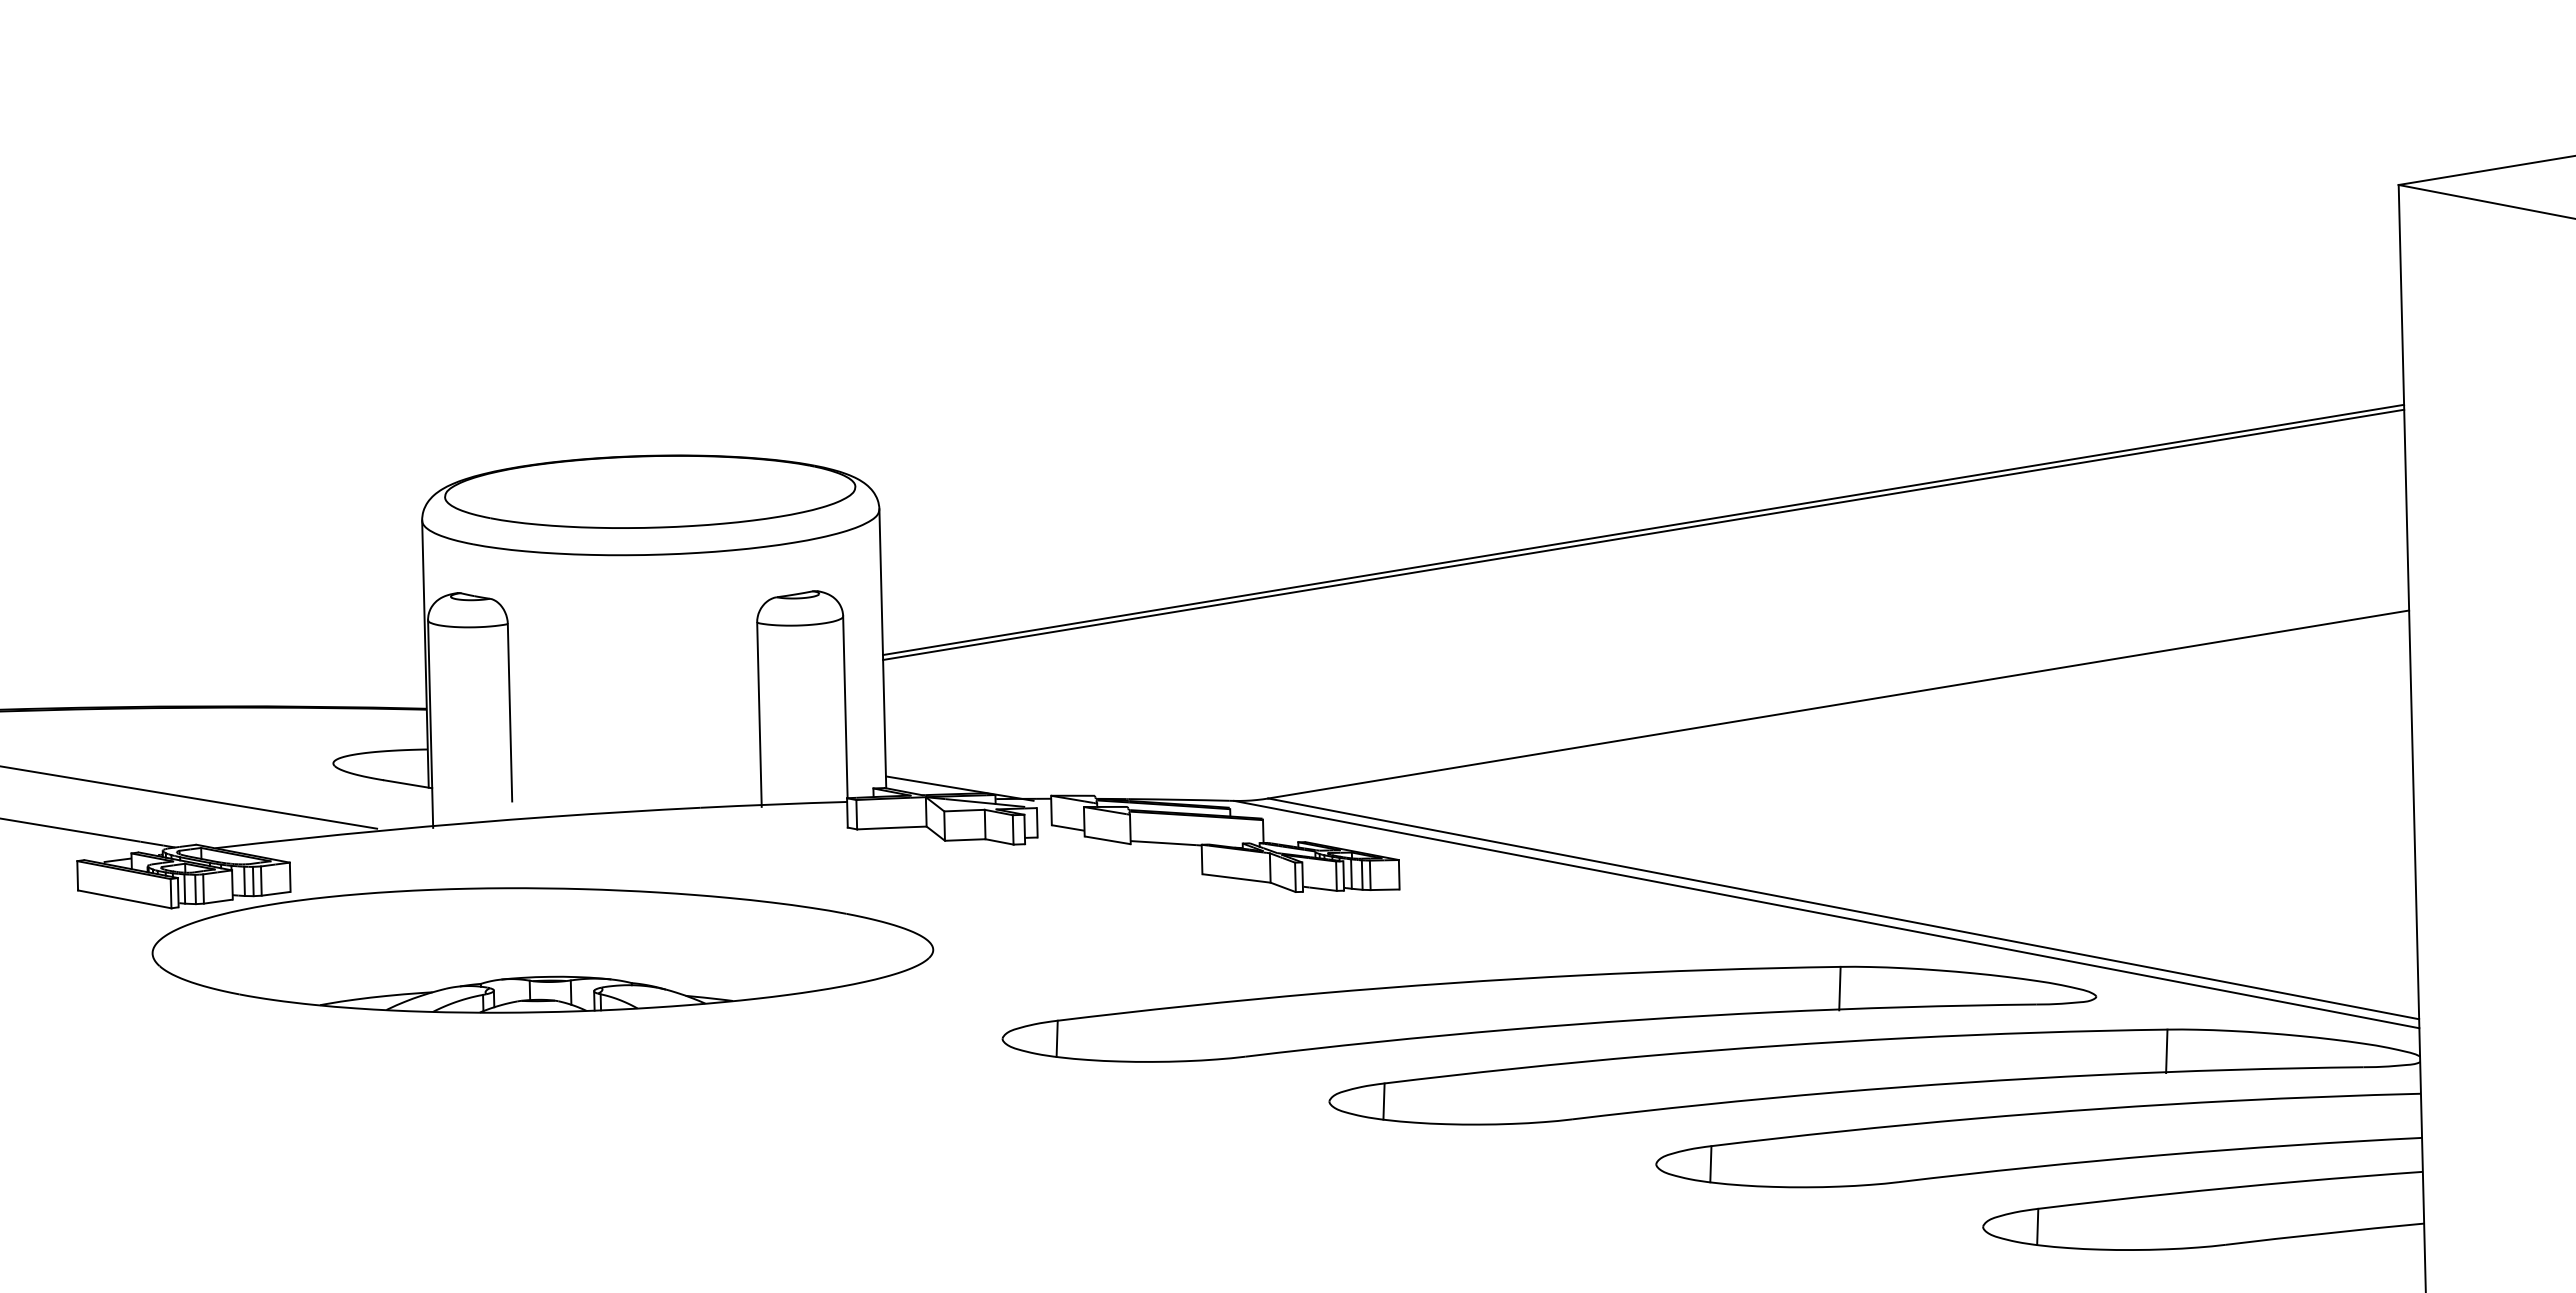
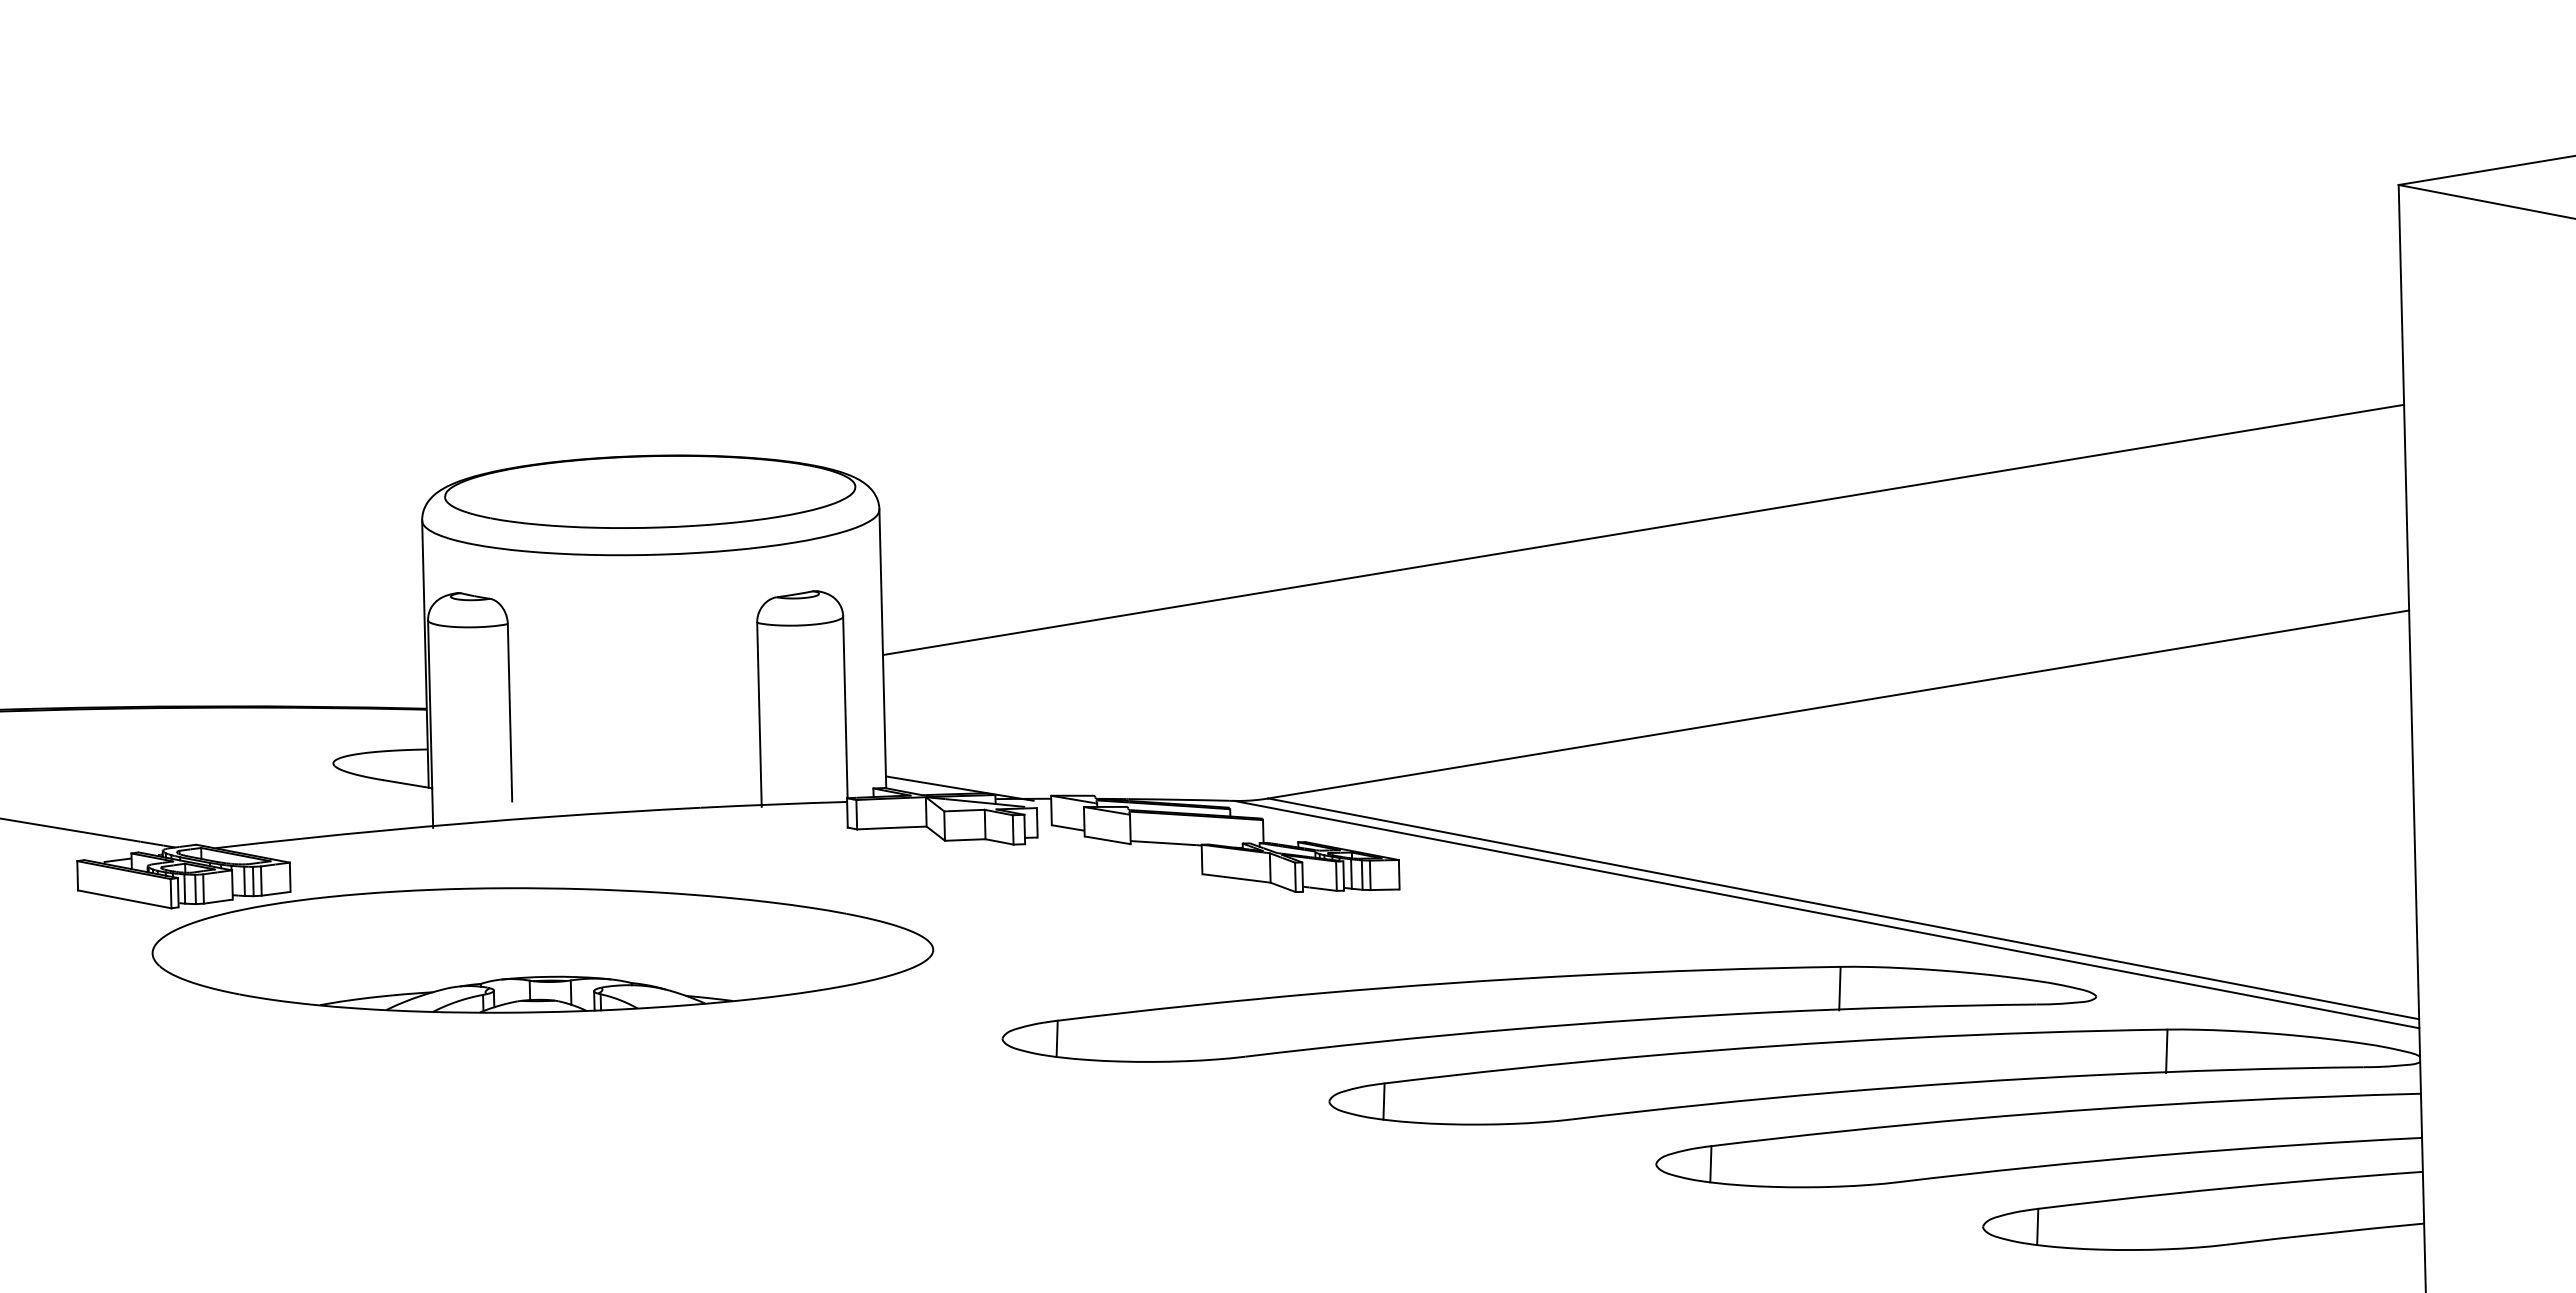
line: present -> none (1643, 534)
line: present -> none (189, 797)
